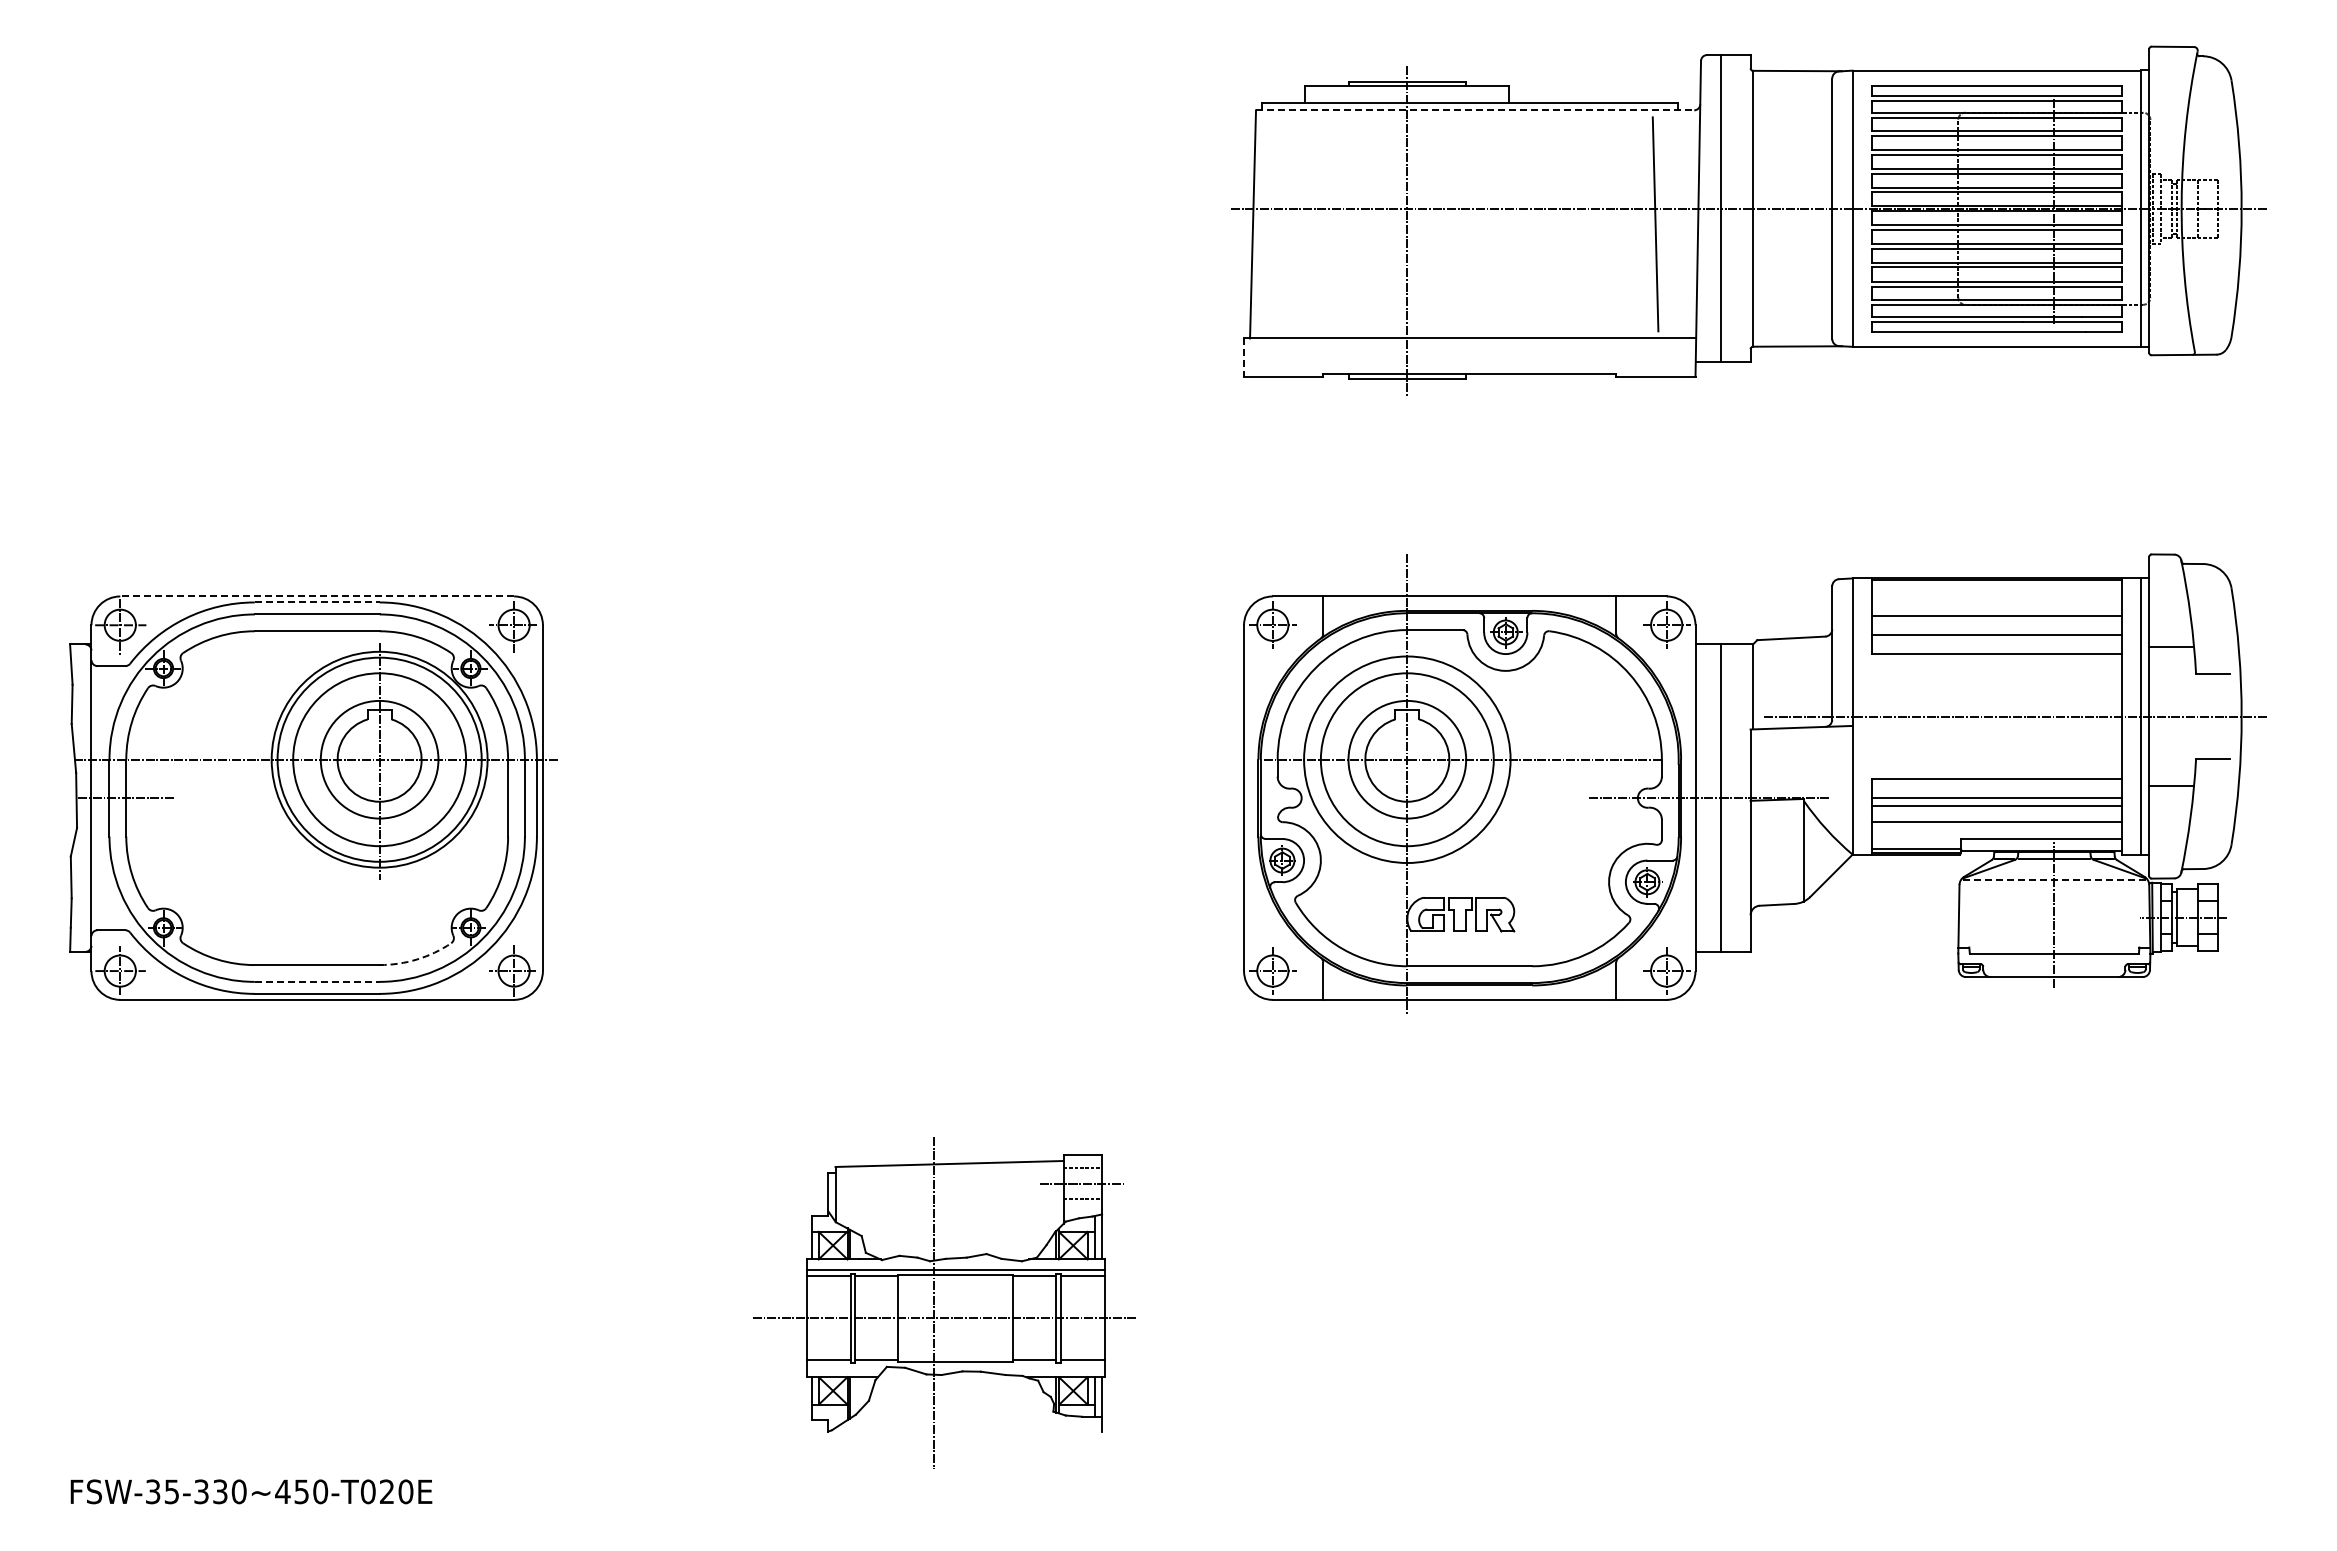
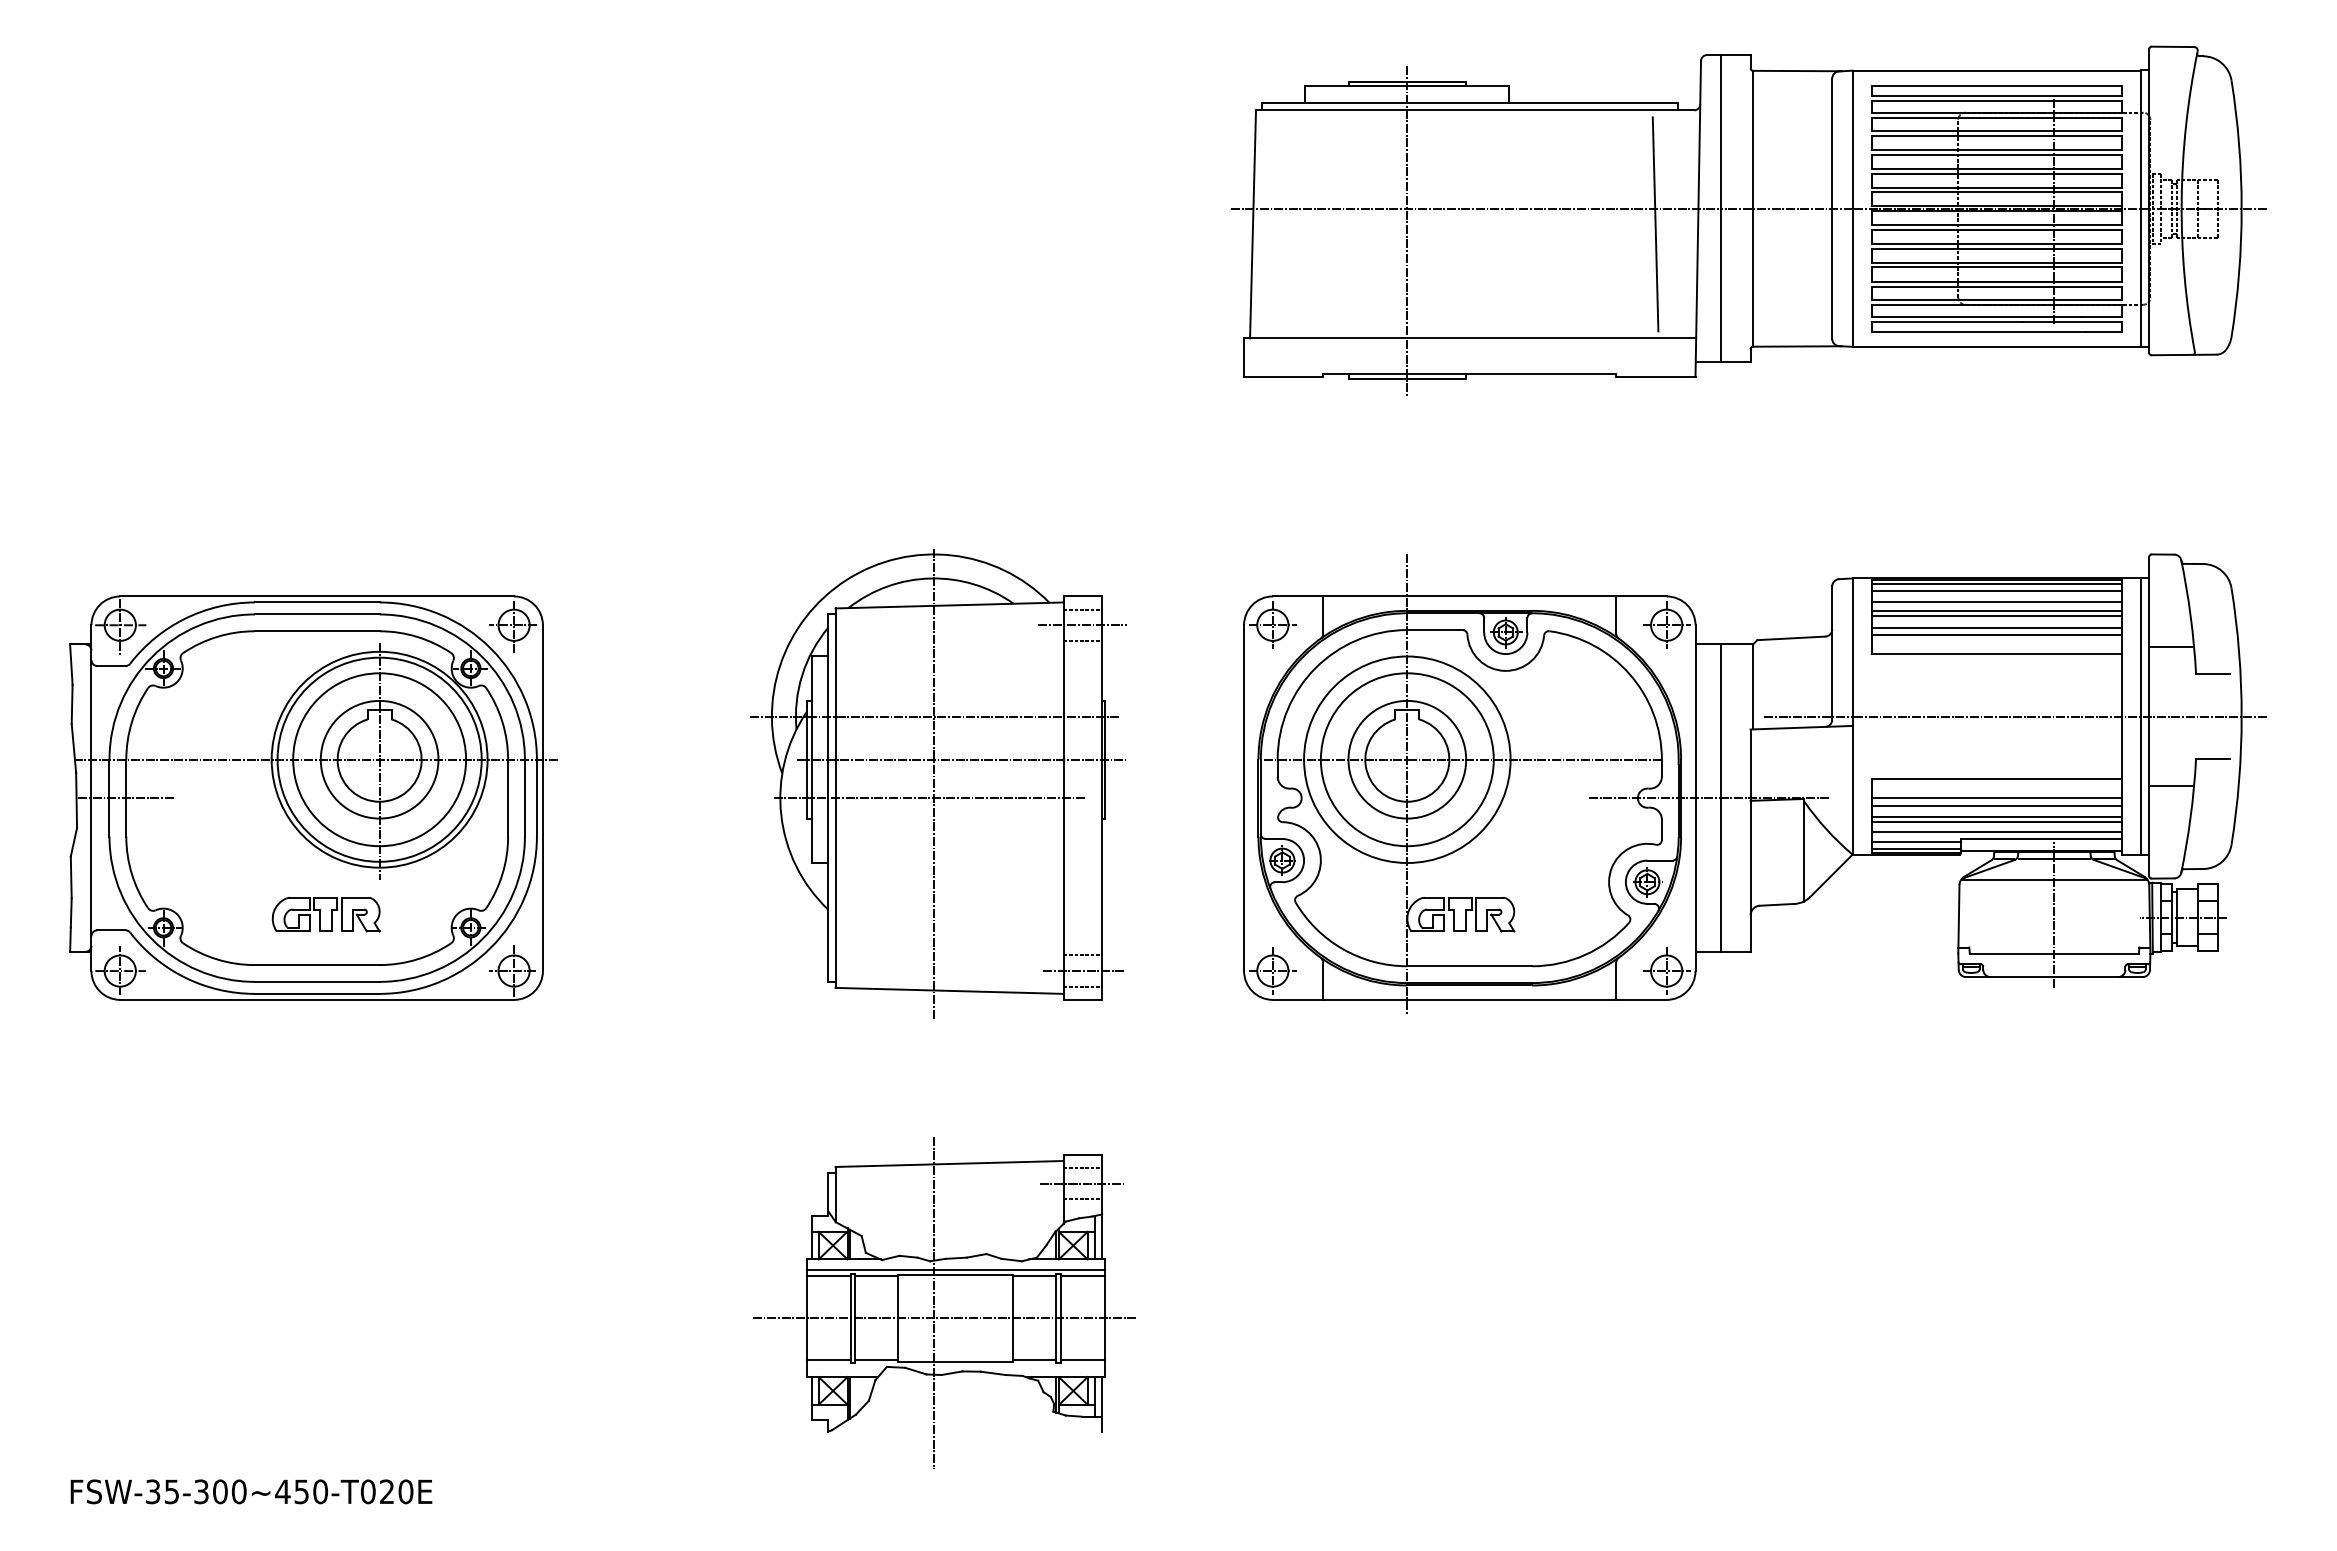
line: dashed -> solid (1475, 110)
line: dashed -> solid (1244, 358)
line: none -> present (1996, 583)
line: none -> present (1996, 590)
line: dashed -> solid (317, 596)
line: none -> present (1996, 601)
line: dashed -> solid (317, 602)
line: none -> present (1996, 611)
line: none -> present (1996, 627)
part: none -> present (938, 783)
line: none -> present (1996, 817)
line: none -> present (1996, 831)
line: none -> present (1915, 842)
line: dashed -> solid (2053, 879)
part: none -> present (325, 914)
arc: dashed -> solid (417, 959)
line: dashed -> solid (317, 981)
text: FSW-35-330~450-T020E -> FSW-35-300~450-T020E (220, 1491)
